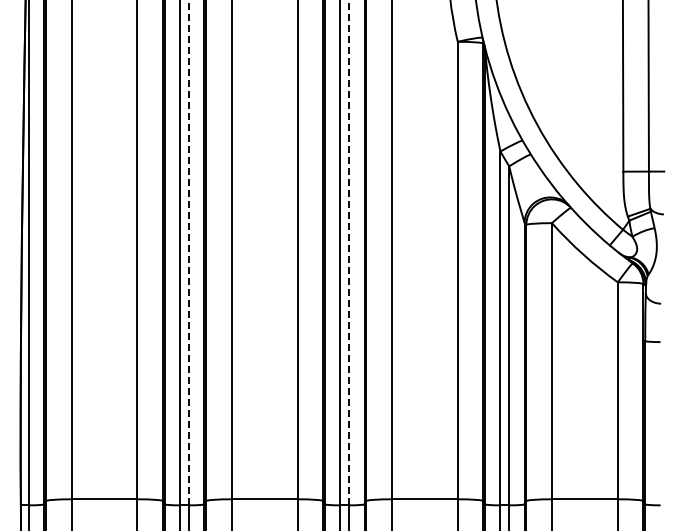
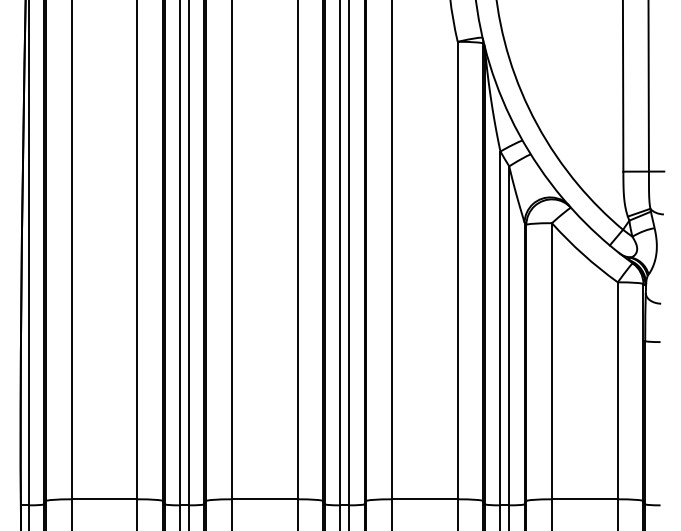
line: dashed -> solid (189, 252)
line: dashed -> solid (349, 252)
